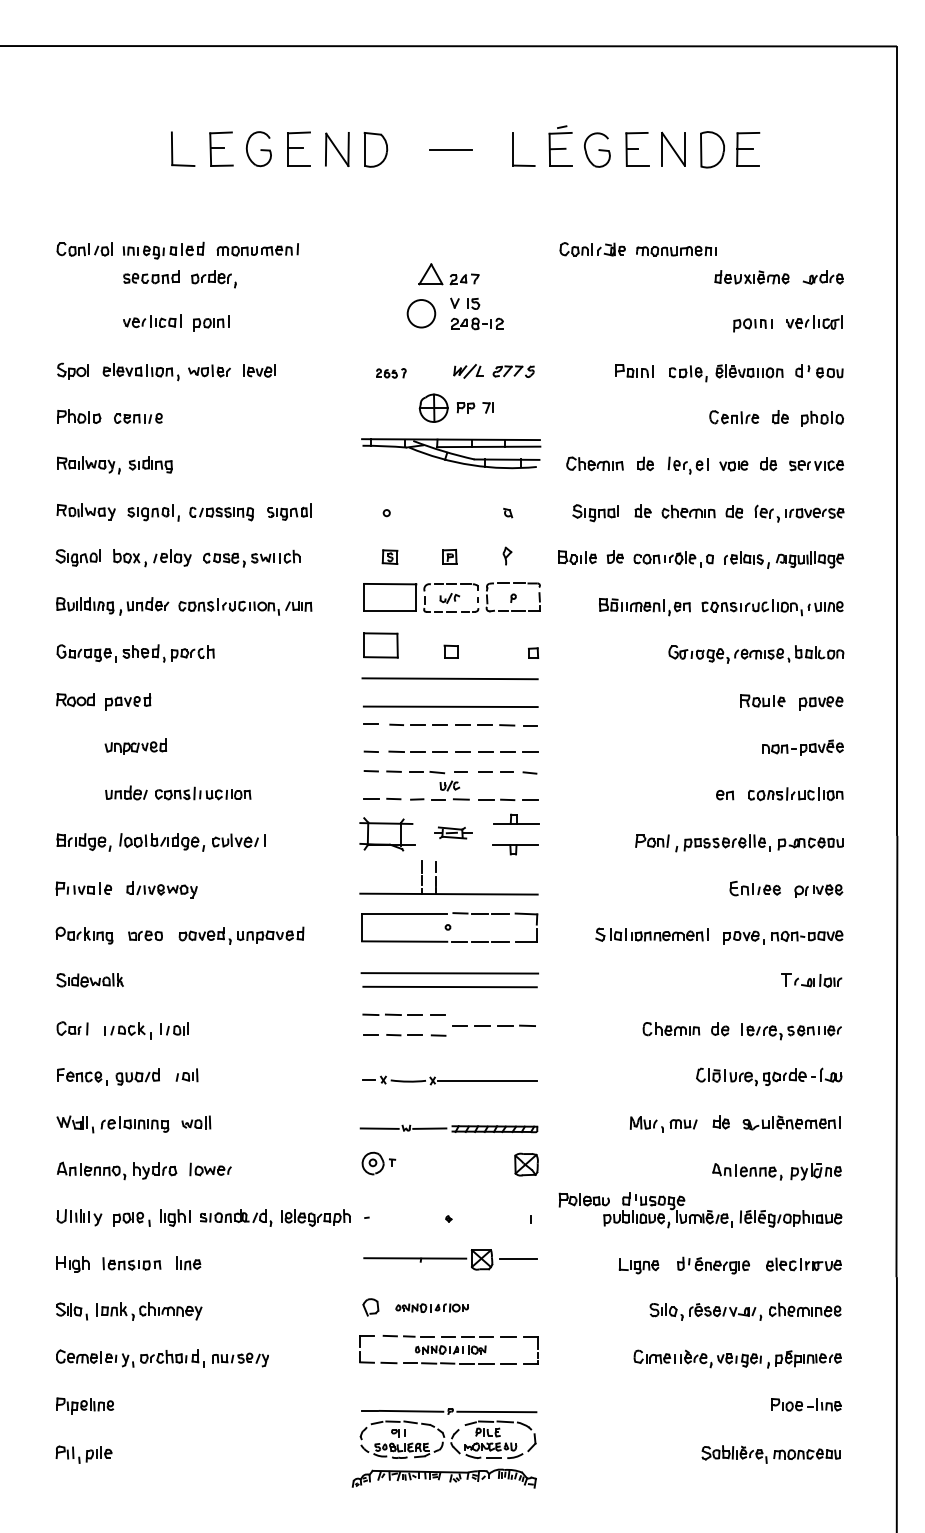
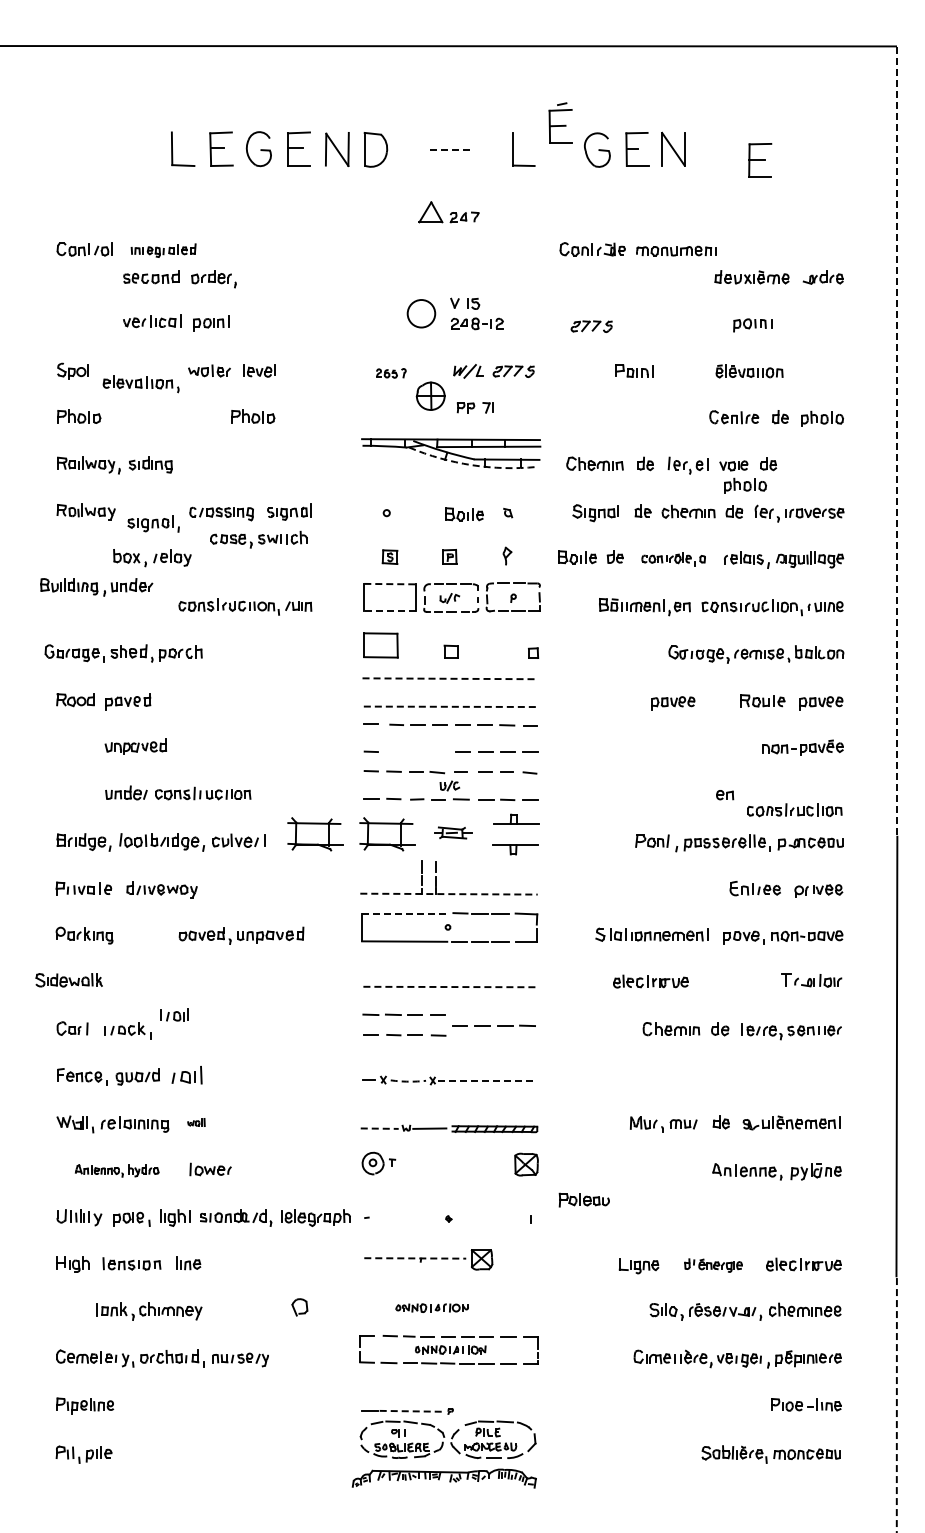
part position: (560, 145) -> (560, 122) (560, 122)
line: solid -> dashed (450, 149)
part: present -> none (712, 149)
part position: (748, 149) -> (760, 160) (760, 160)
part: present -> none (257, 249)
part size: 83x19 px -> 67x15 px (163, 250)
part position: (448, 274) -> (448, 212) (448, 212)
part: present -> none (814, 322)
part: none -> present (591, 326)
part: present -> none (819, 371)
part position: (140, 372) -> (140, 384) (140, 384)
part: present -> none (688, 373)
part position: (433, 407) -> (430, 395) (430, 395)
part: none -> present (253, 416)
part: present -> none (138, 418)
line: solid -> dashed (897, 441)
arc: solid -> dashed (471, 465)
part: present -> none (816, 465)
part: none -> present (745, 485)
part position: (153, 512) -> (153, 523) (153, 523)
part: none -> present (464, 514)
part: present -> none (77, 557)
part position: (251, 558) -> (258, 539) (258, 539)
part size: 81x17 px -> 65x15 px (673, 559)
line: solid -> dashed (390, 584)
part position: (112, 606) -> (96, 587) (96, 587)
line: solid -> dashed (389, 610)
part position: (135, 653) -> (123, 653) (123, 653)
line: solid -> dashed (450, 678)
part: none -> present (673, 703)
line: solid -> dashed (450, 706)
part: present -> none (417, 751)
part position: (795, 794) -> (794, 810) (794, 810)
part: none -> present (315, 834)
line: solid -> dashed (449, 894)
line: solid -> dashed (404, 913)
part: present -> none (145, 935)
line: present -> none (449, 973)
part position: (89, 980) -> (68, 980) (68, 980)
part: none -> present (650, 981)
line: solid -> dashed (450, 987)
part position: (174, 1028) -> (174, 1014) (174, 1014)
part size: 24x15 px -> 32x19 px (186, 1075)
part: present -> none (769, 1076)
line: solid -> dashed (488, 1080)
arc: solid -> dashed (408, 1081)
part size: 31x15 px -> 19x9 px (196, 1122)
line: solid -> dashed (379, 1128)
part size: 121x20 px -> 85x14 px (117, 1170)
part: present -> none (722, 1210)
line: solid -> dashed (415, 1258)
line: present -> none (518, 1258)
part size: 73x19 px -> 59x15 px (713, 1265)
part position: (370, 1307) -> (299, 1307) (299, 1307)
part: present -> none (71, 1311)
line: solid -> dashed (896, 1405)
line: solid -> dashed (411, 1411)
line: present -> none (496, 1411)
